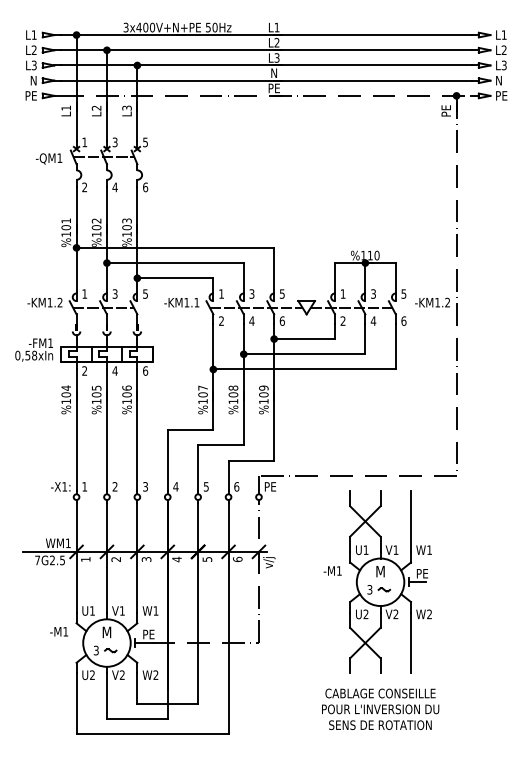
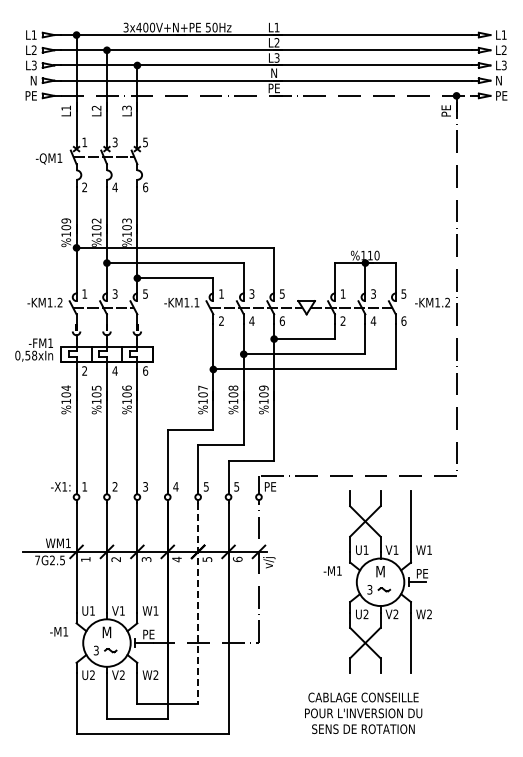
text: %101 -> %109 (66, 220)
text: 6 -> 5 (236, 486)
line: solid -> dashed (198, 604)
text position: (380, 708) -> (363, 712) (363, 712)
